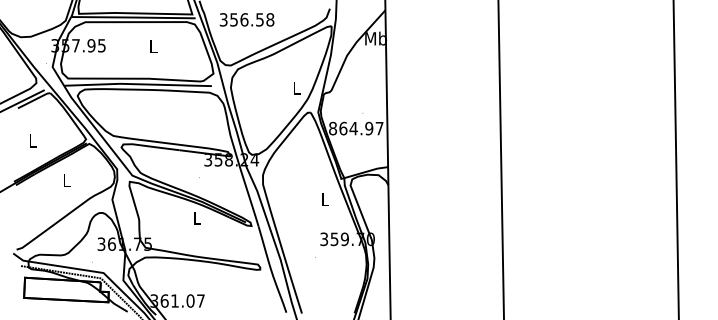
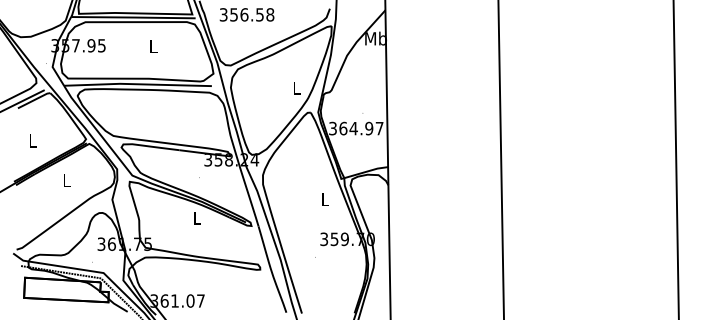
text position: (246, 19) -> (246, 14) (246, 14)
text: 864.97 -> 364.97 (333, 128)
